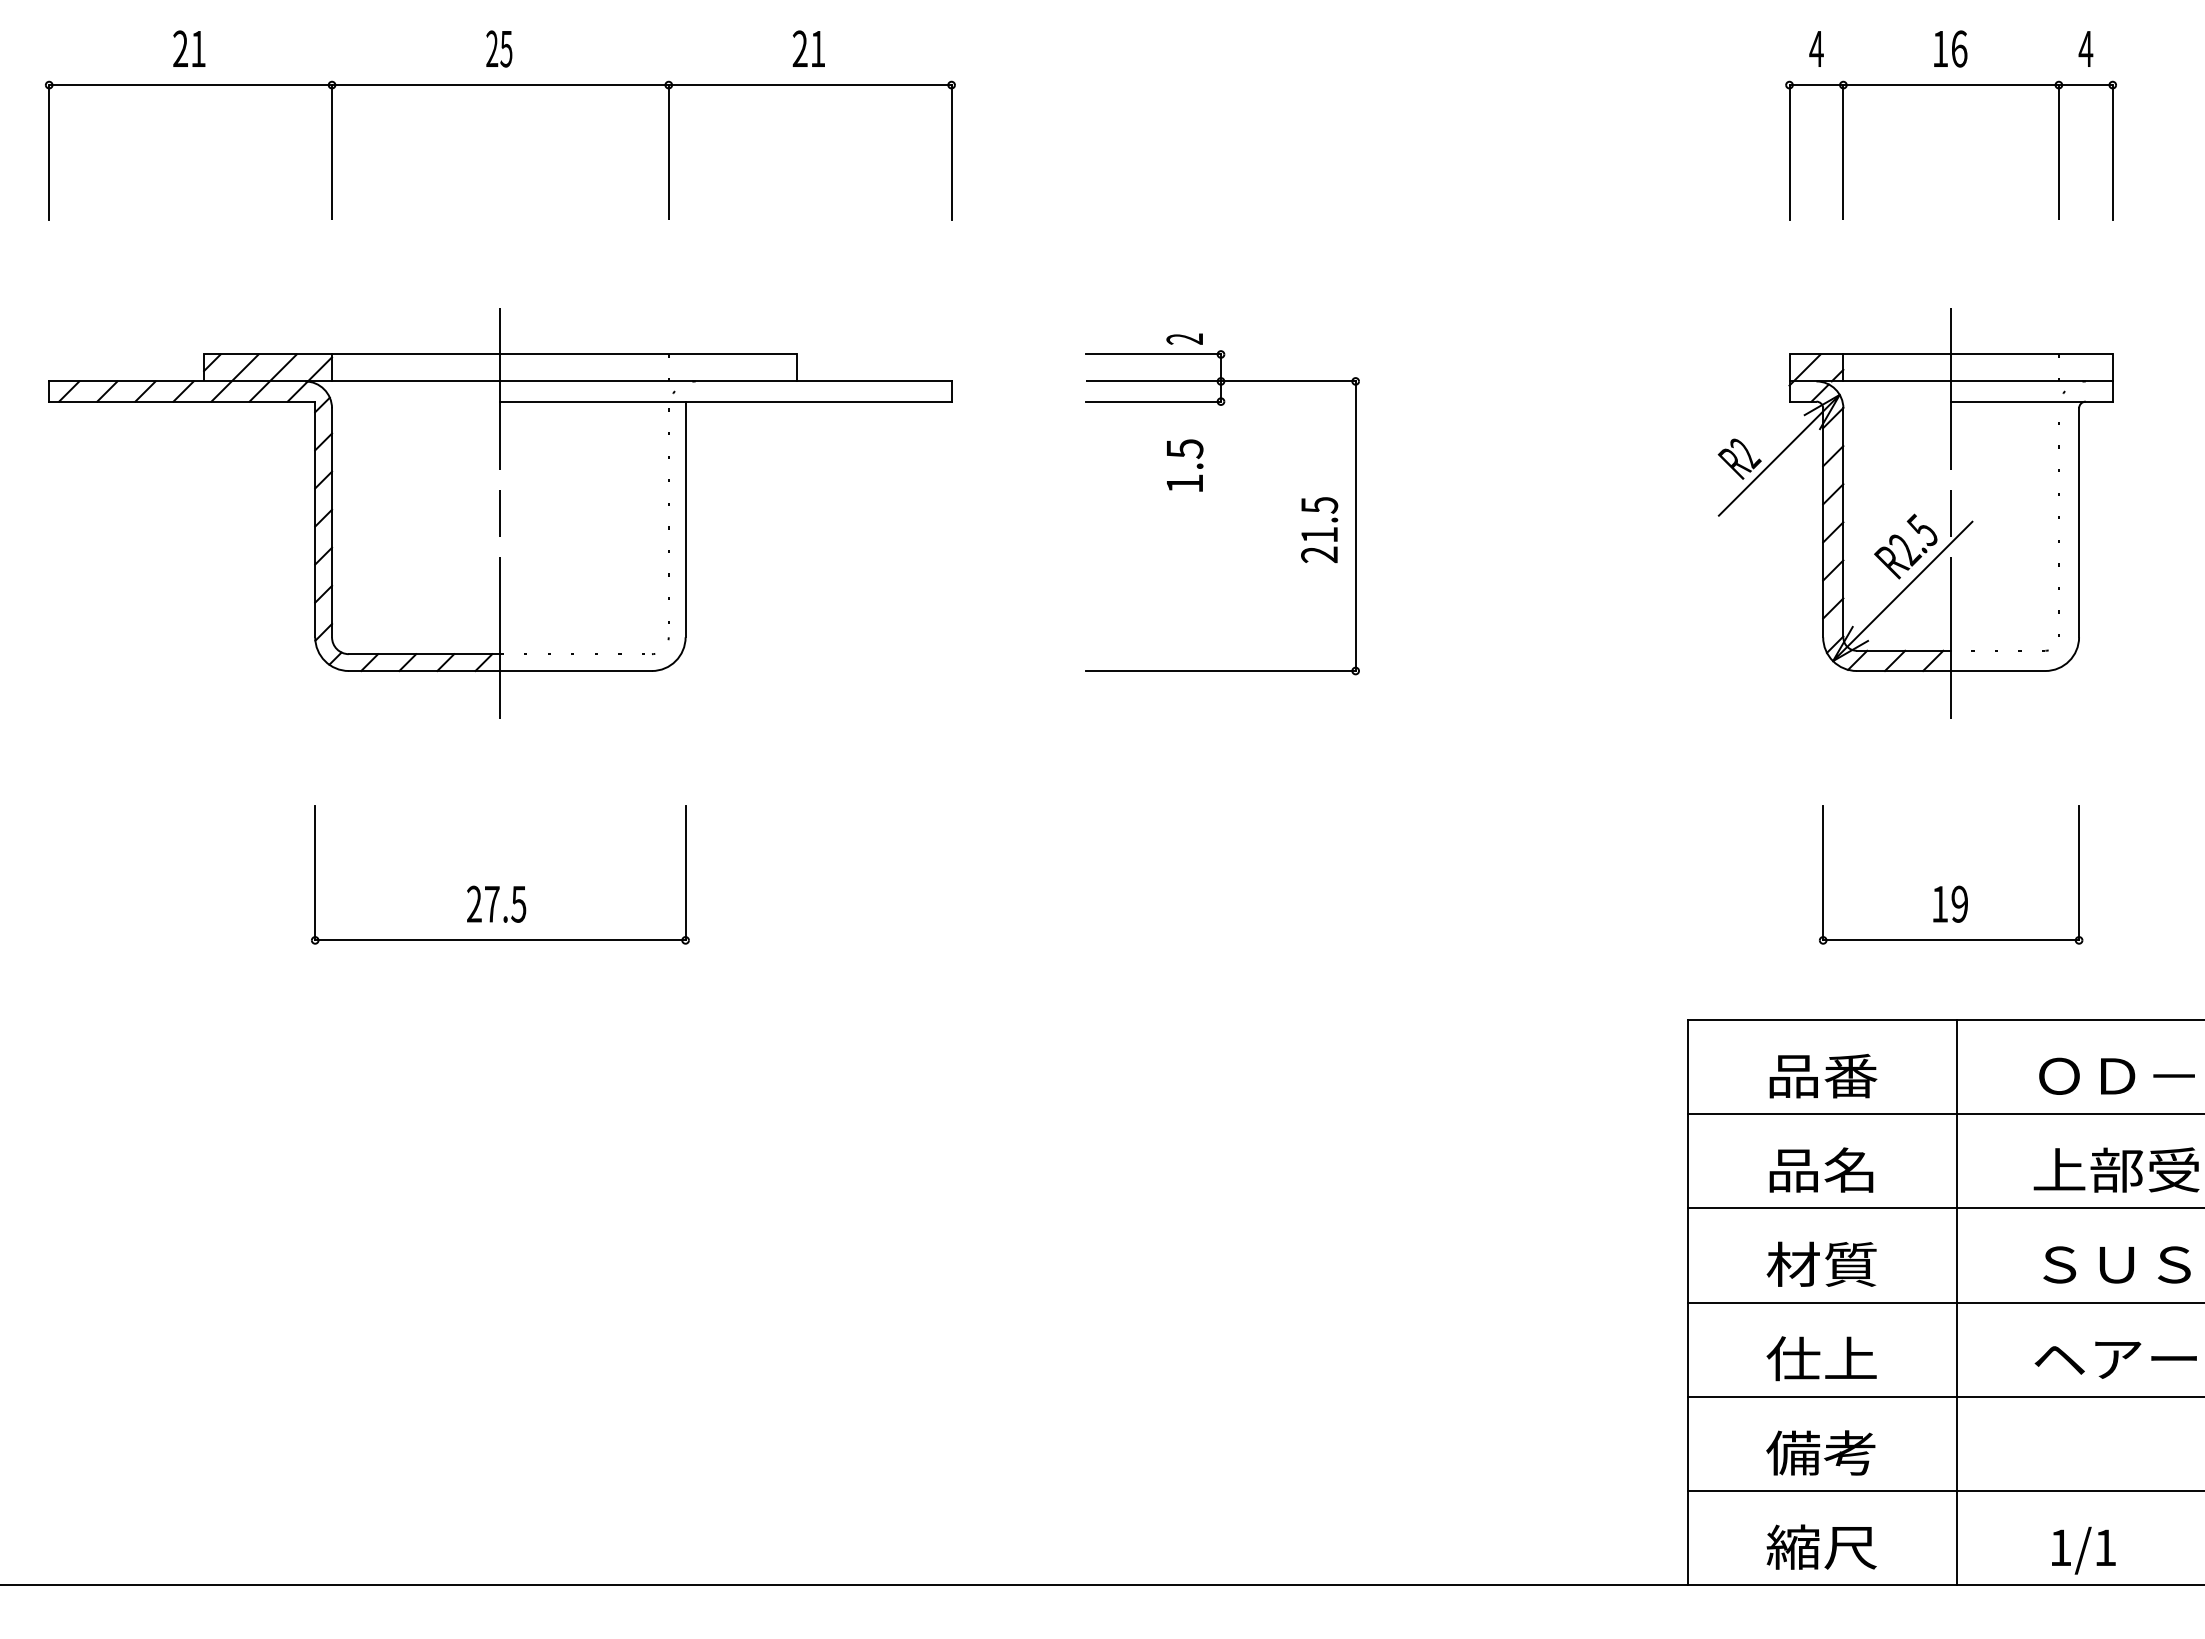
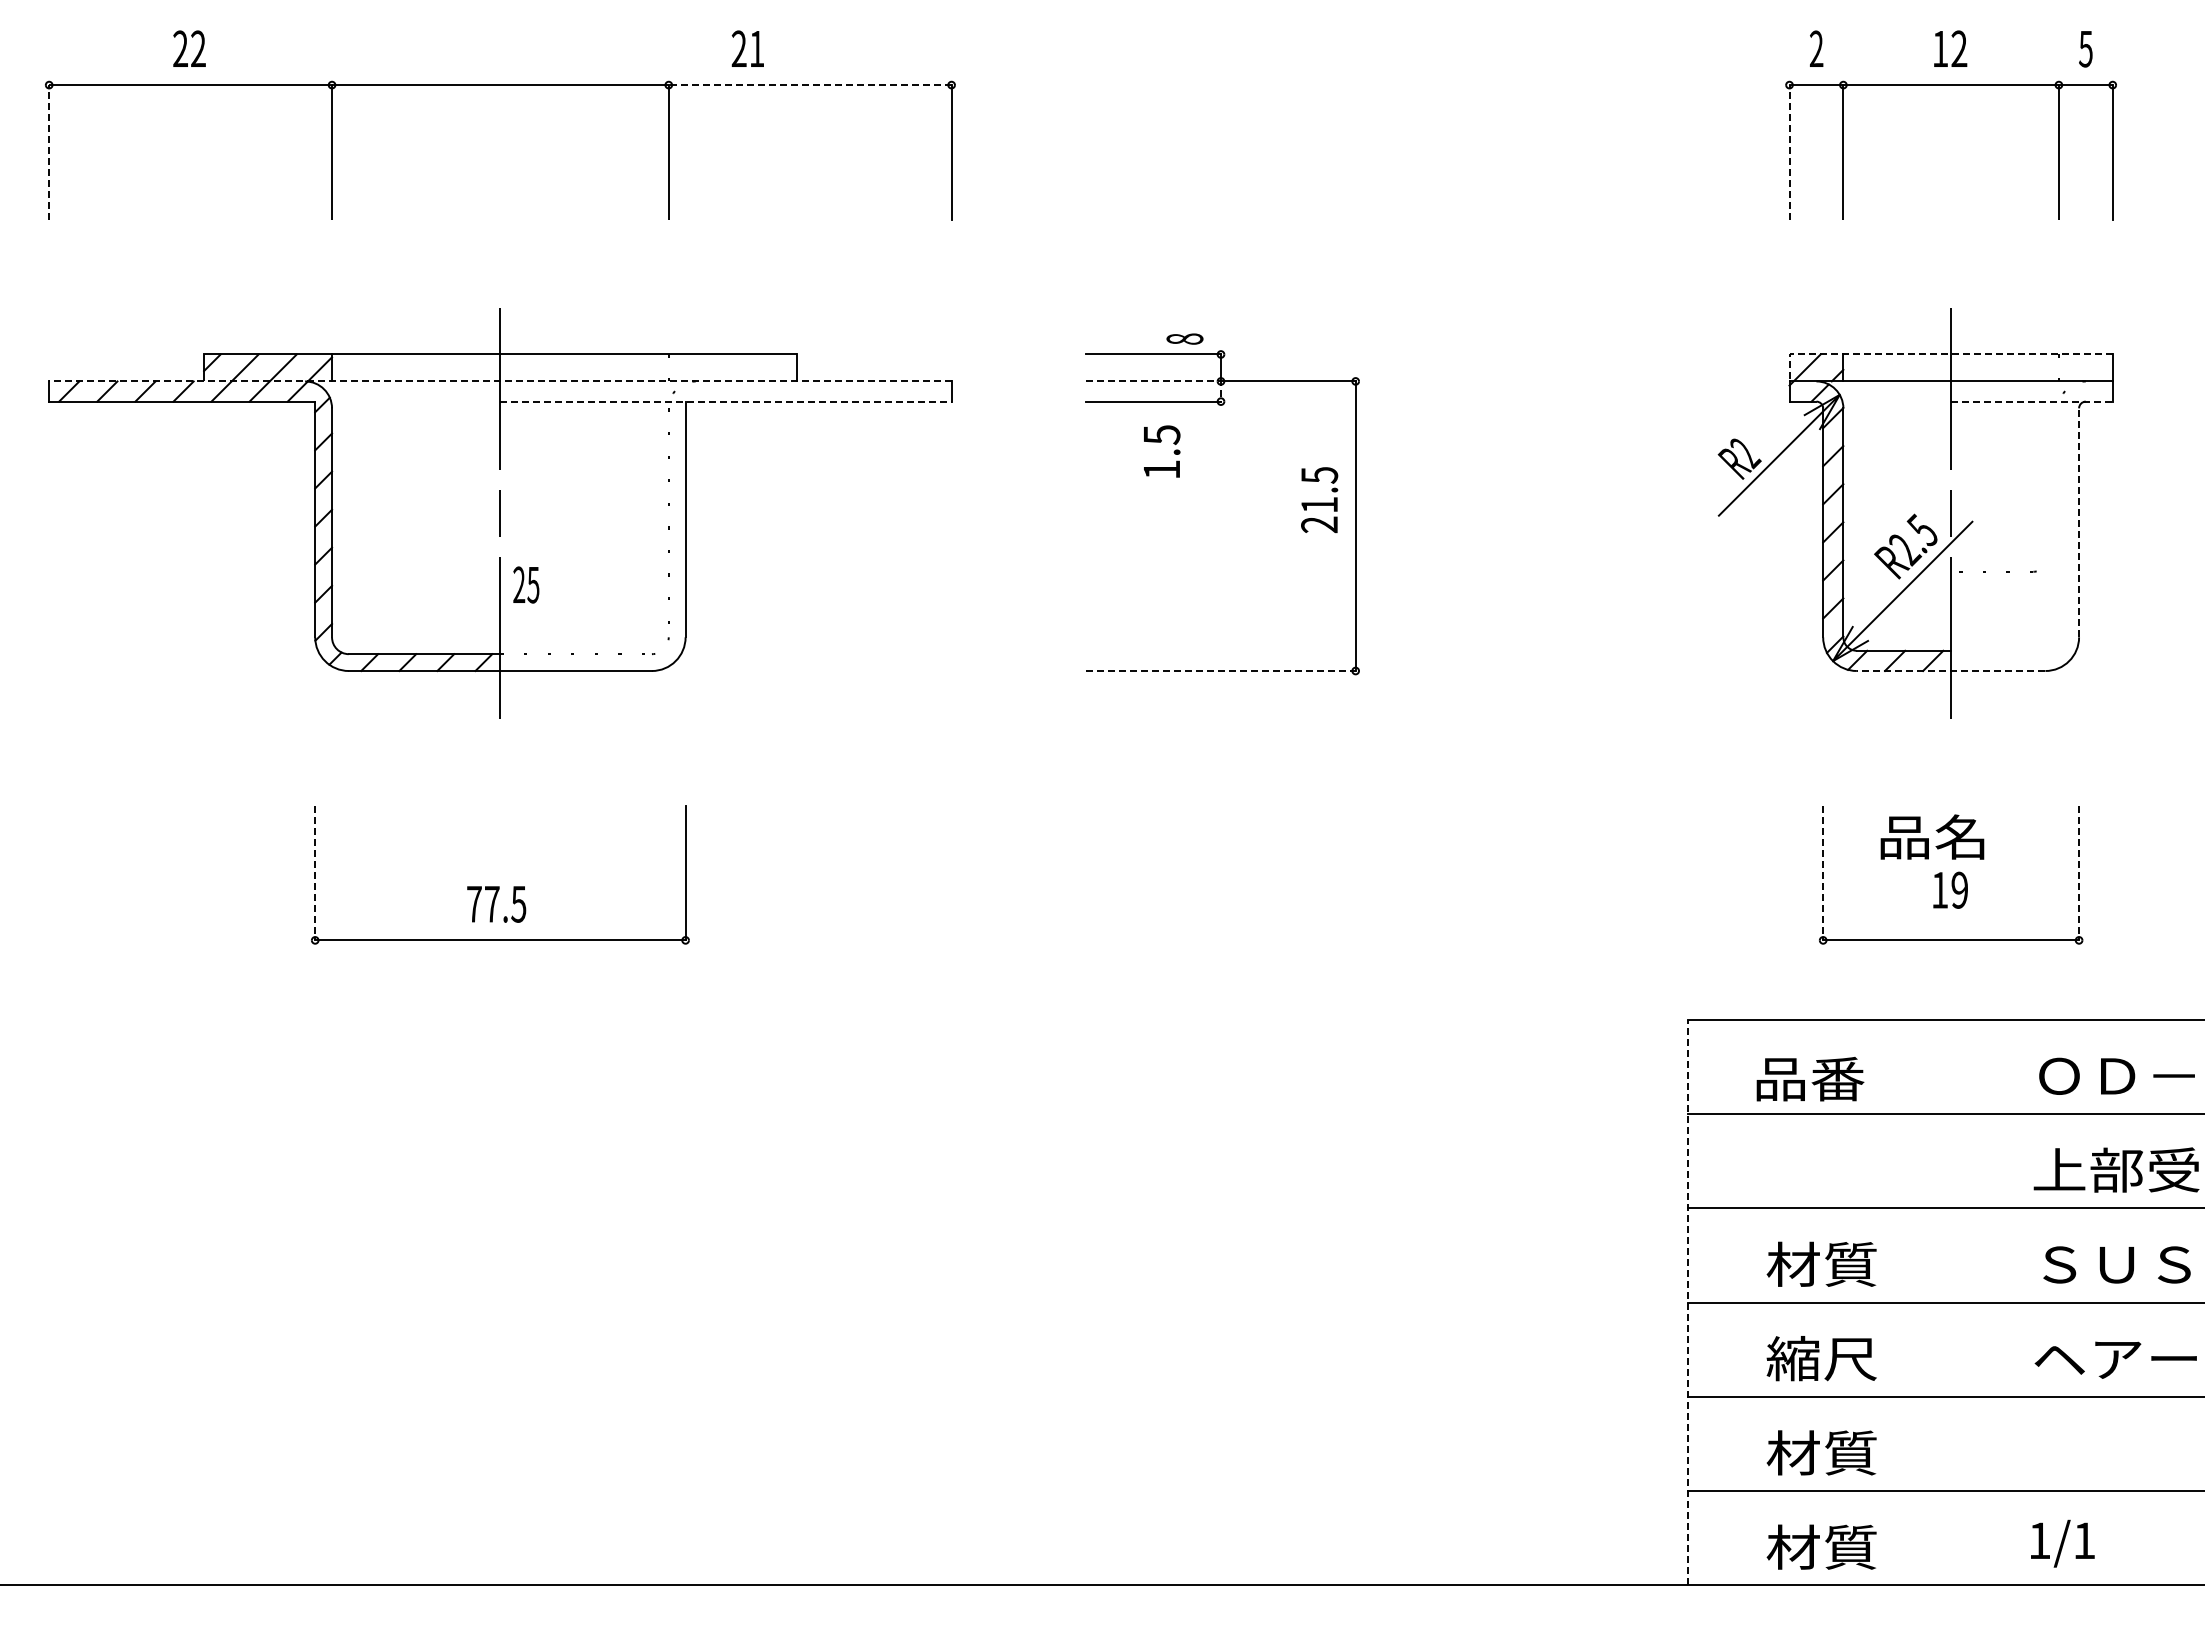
text: 21 -> 22 (198, 48)
text position: (499, 48) -> (526, 584) (526, 584)
text position: (808, 48) -> (747, 48) (747, 48)
text: 4 -> 2 (1816, 48)
text: 16 -> 12 (1959, 48)
text: 4 -> 5 (2085, 49)
line: solid -> dashed (809, 85)
line: solid -> dashed (49, 151)
line: solid -> dashed (1789, 151)
text: 2 -> 8 (1184, 338)
line: solid -> dashed (1937, 354)
line: solid -> dashed (499, 381)
line: solid -> dashed (1165, 381)
line: solid -> dashed (726, 401)
line: solid -> dashed (2031, 401)
text position: (1185, 465) -> (1162, 451) (1162, 451)
line: present -> none (2058, 518)
line: solid -> dashed (2079, 522)
text position: (1319, 530) -> (1319, 500) (1319, 500)
part position: (2018, 650) -> (2006, 571) (2006, 571)
line: solid -> dashed (1220, 671)
line: solid -> dashed (1950, 671)
line: solid -> dashed (315, 873)
line: solid -> dashed (1823, 873)
line: solid -> dashed (2079, 873)
text: 27.5 -> 77.5 (474, 903)
text position: (1950, 903) -> (1950, 889) (1950, 889)
text position: (1823, 1076) -> (1810, 1079) (1810, 1079)
text position: (1821, 1169) -> (1932, 836) (1932, 836)
line: solid -> dashed (1687, 1302)
line: present -> none (1956, 1302)
text: 仕上 -> 縮尺 (1821, 1358)
text: 備考 -> 材質 (1821, 1452)
text: 縮尺 -> 材質 (1821, 1546)
text position: (2083, 1550) -> (2062, 1543) (2062, 1543)
